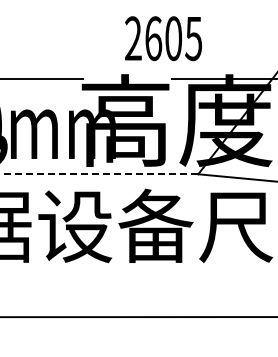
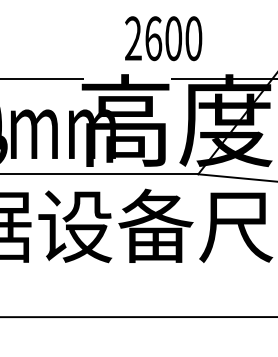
text: 2605 -> 2600 (193, 38)
line: dashed -> solid (99, 174)
